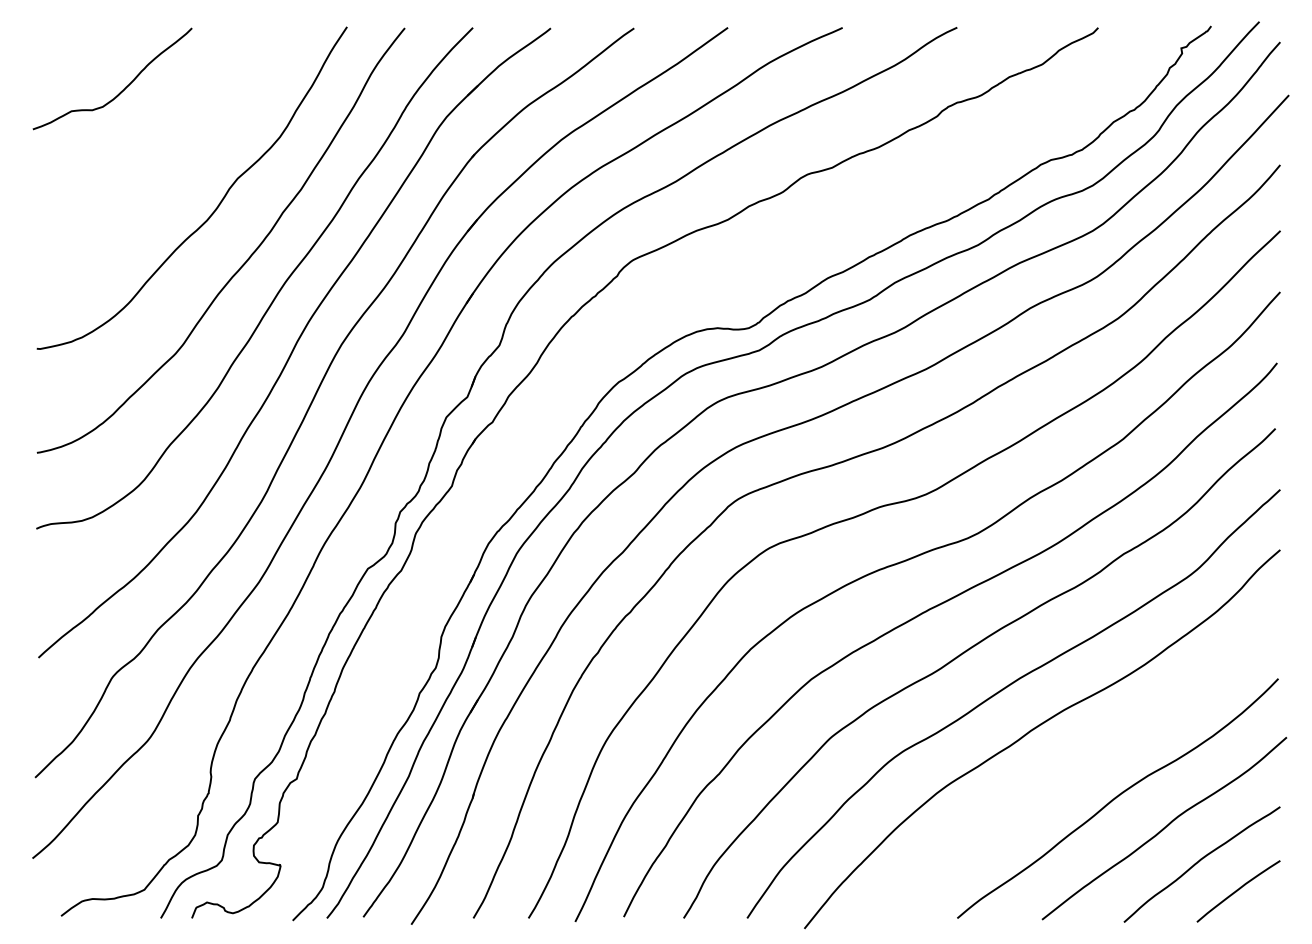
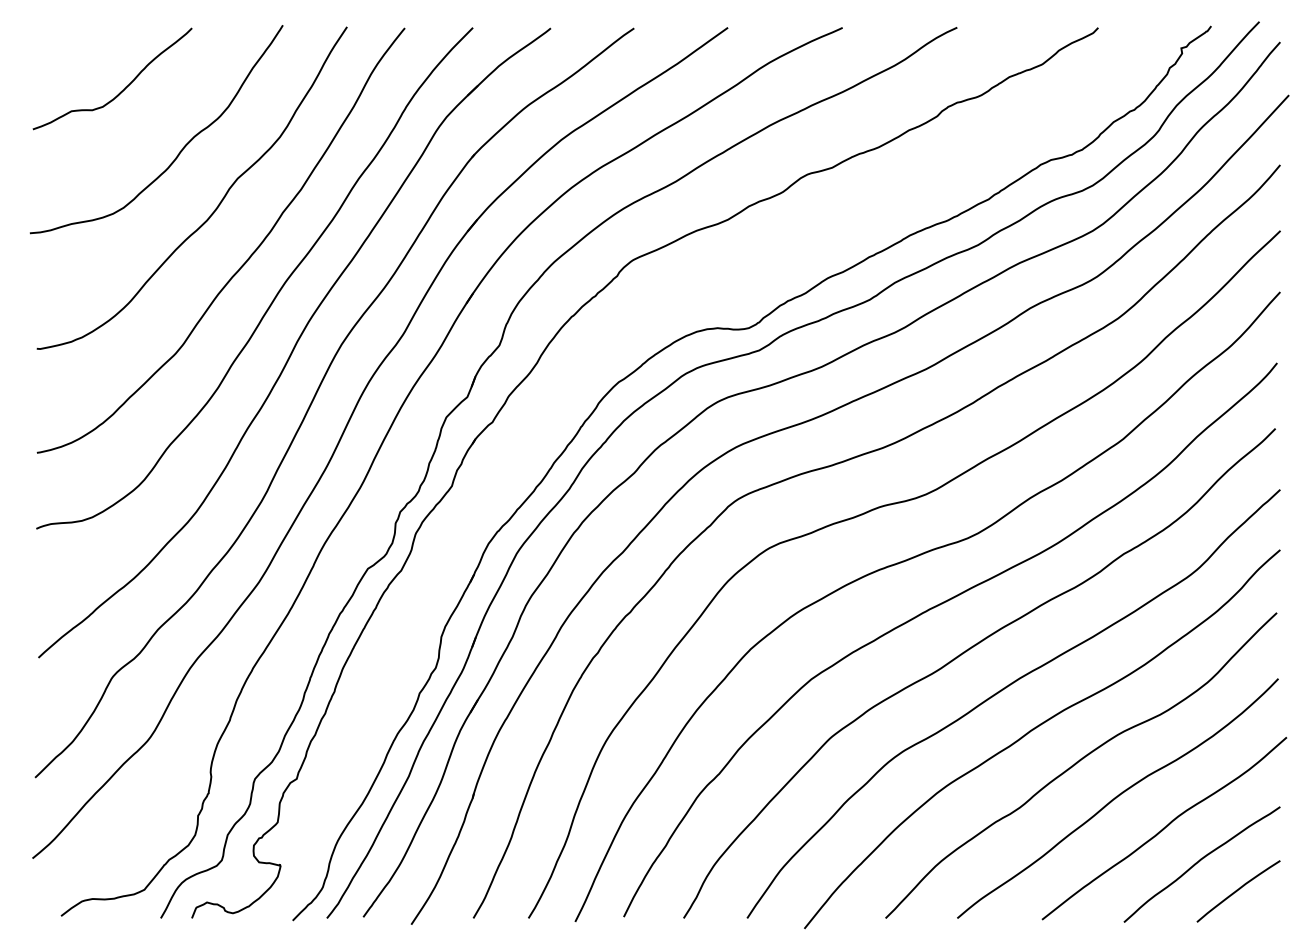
curve: none -> present (179, 151)
curve: none -> present (1080, 761)
